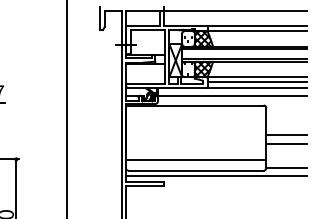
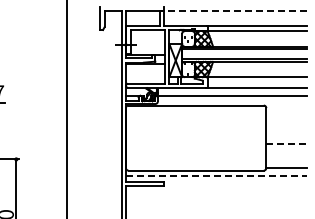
line: solid -> dashed (235, 10)
line: present -> none (257, 82)
line: present -> none (286, 135)
line: solid -> dashed (287, 143)
line: present -> none (196, 160)
line: solid -> dashed (216, 175)
